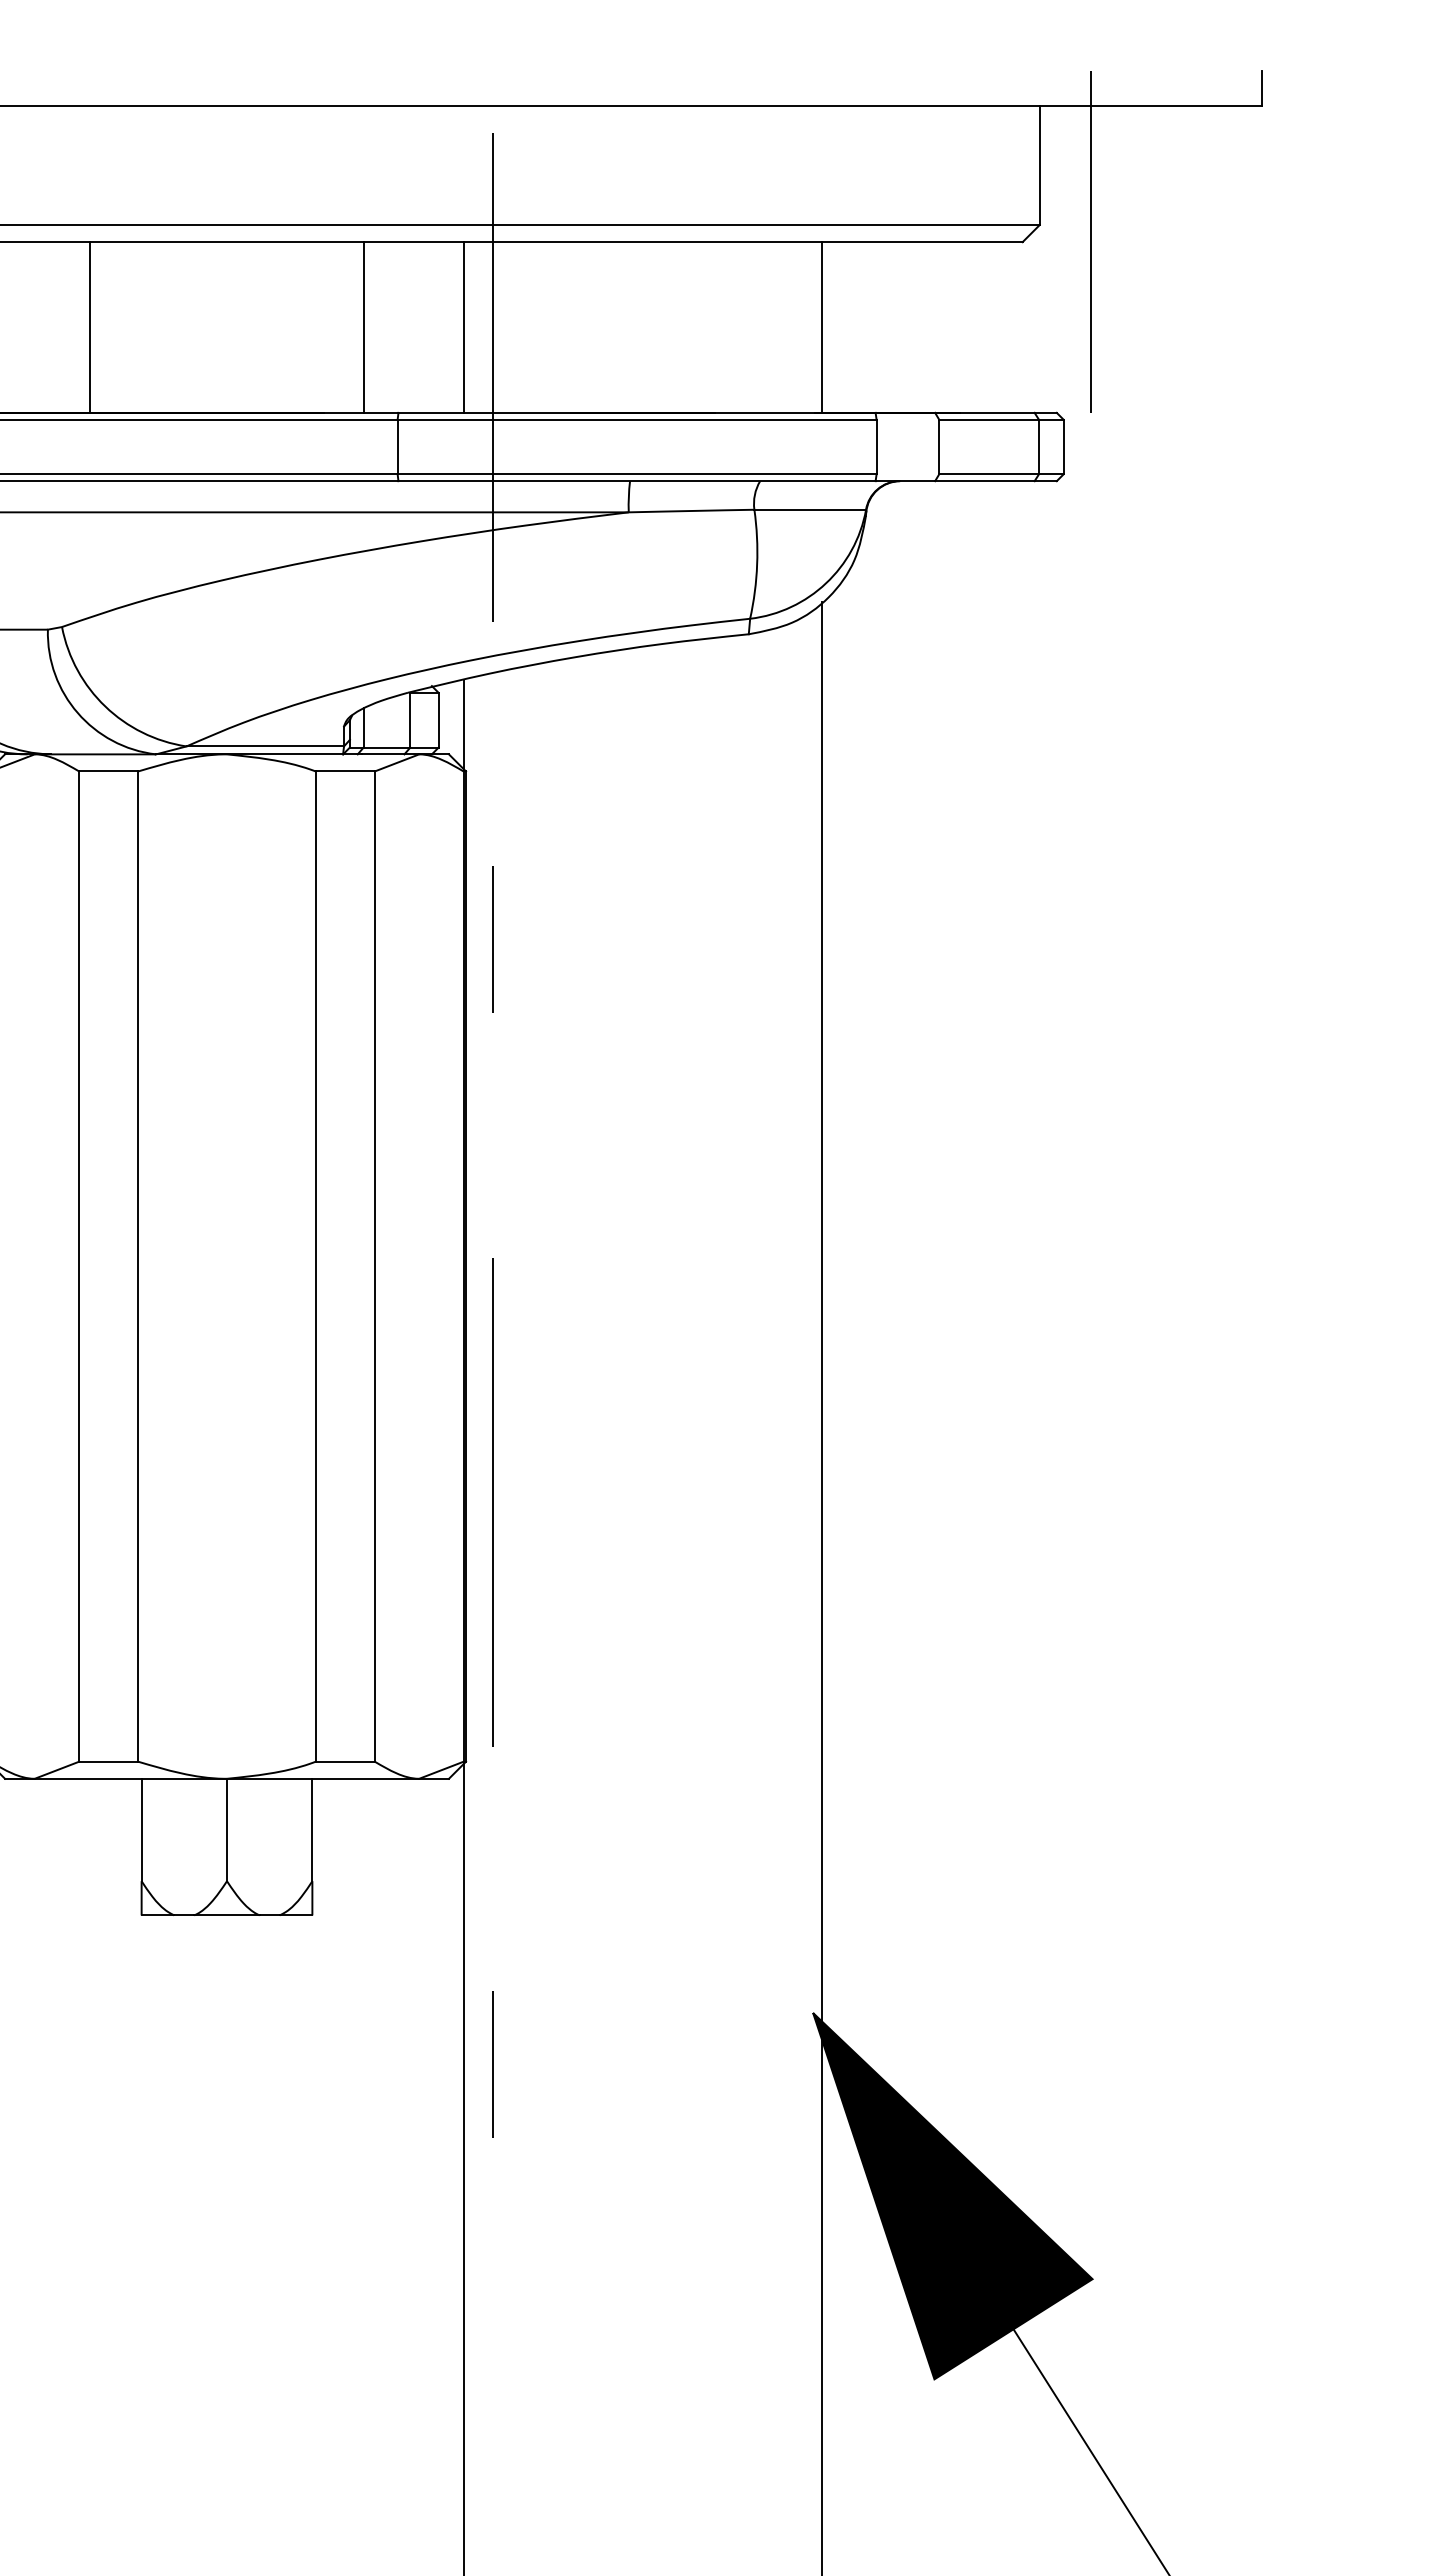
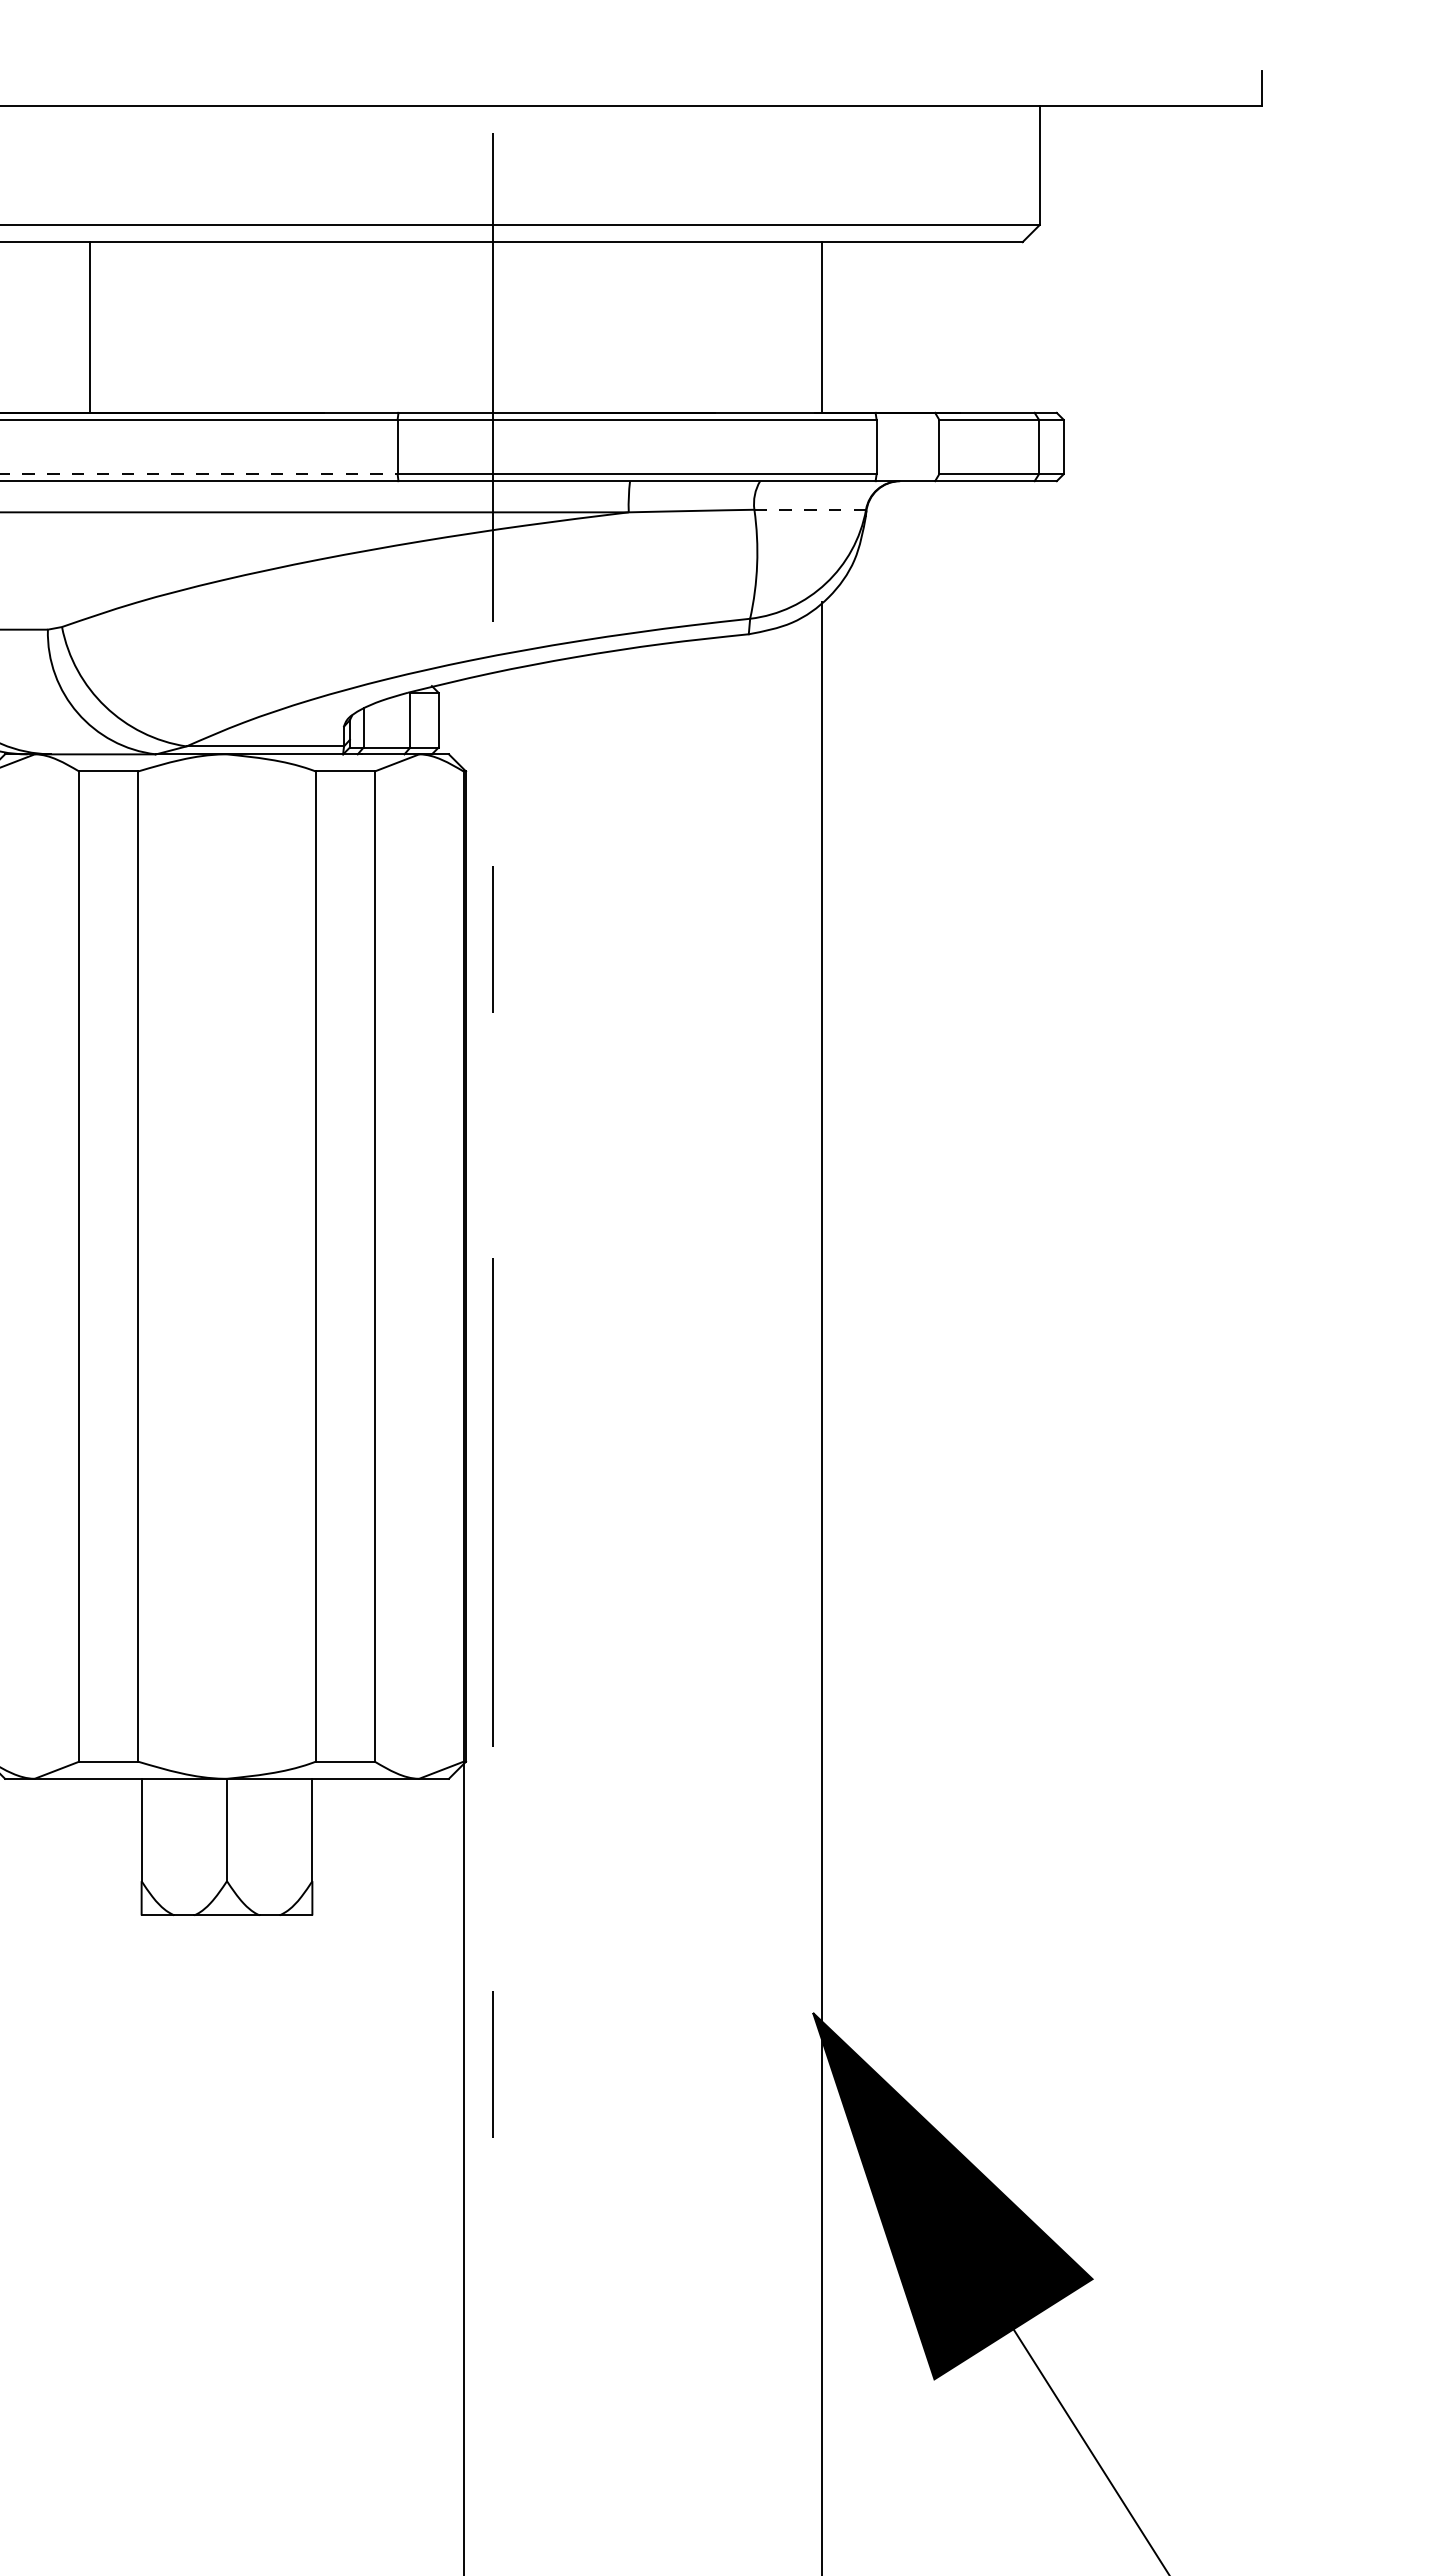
line: present -> none (1090, 241)
line: present -> none (363, 327)
line: present -> none (463, 327)
line: solid -> dashed (198, 474)
line: solid -> dashed (810, 509)
line: present -> none (463, 724)
